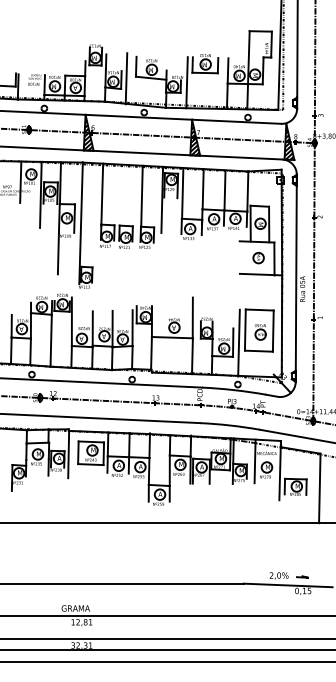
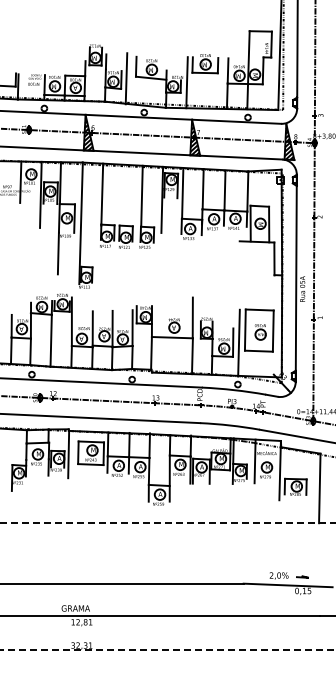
part: present -> none (258, 258)
line: present -> none (256, 274)
line: solid -> dashed (167, 523)
line: present -> none (167, 639)
line: solid -> dashed (167, 650)
line: present -> none (167, 661)
